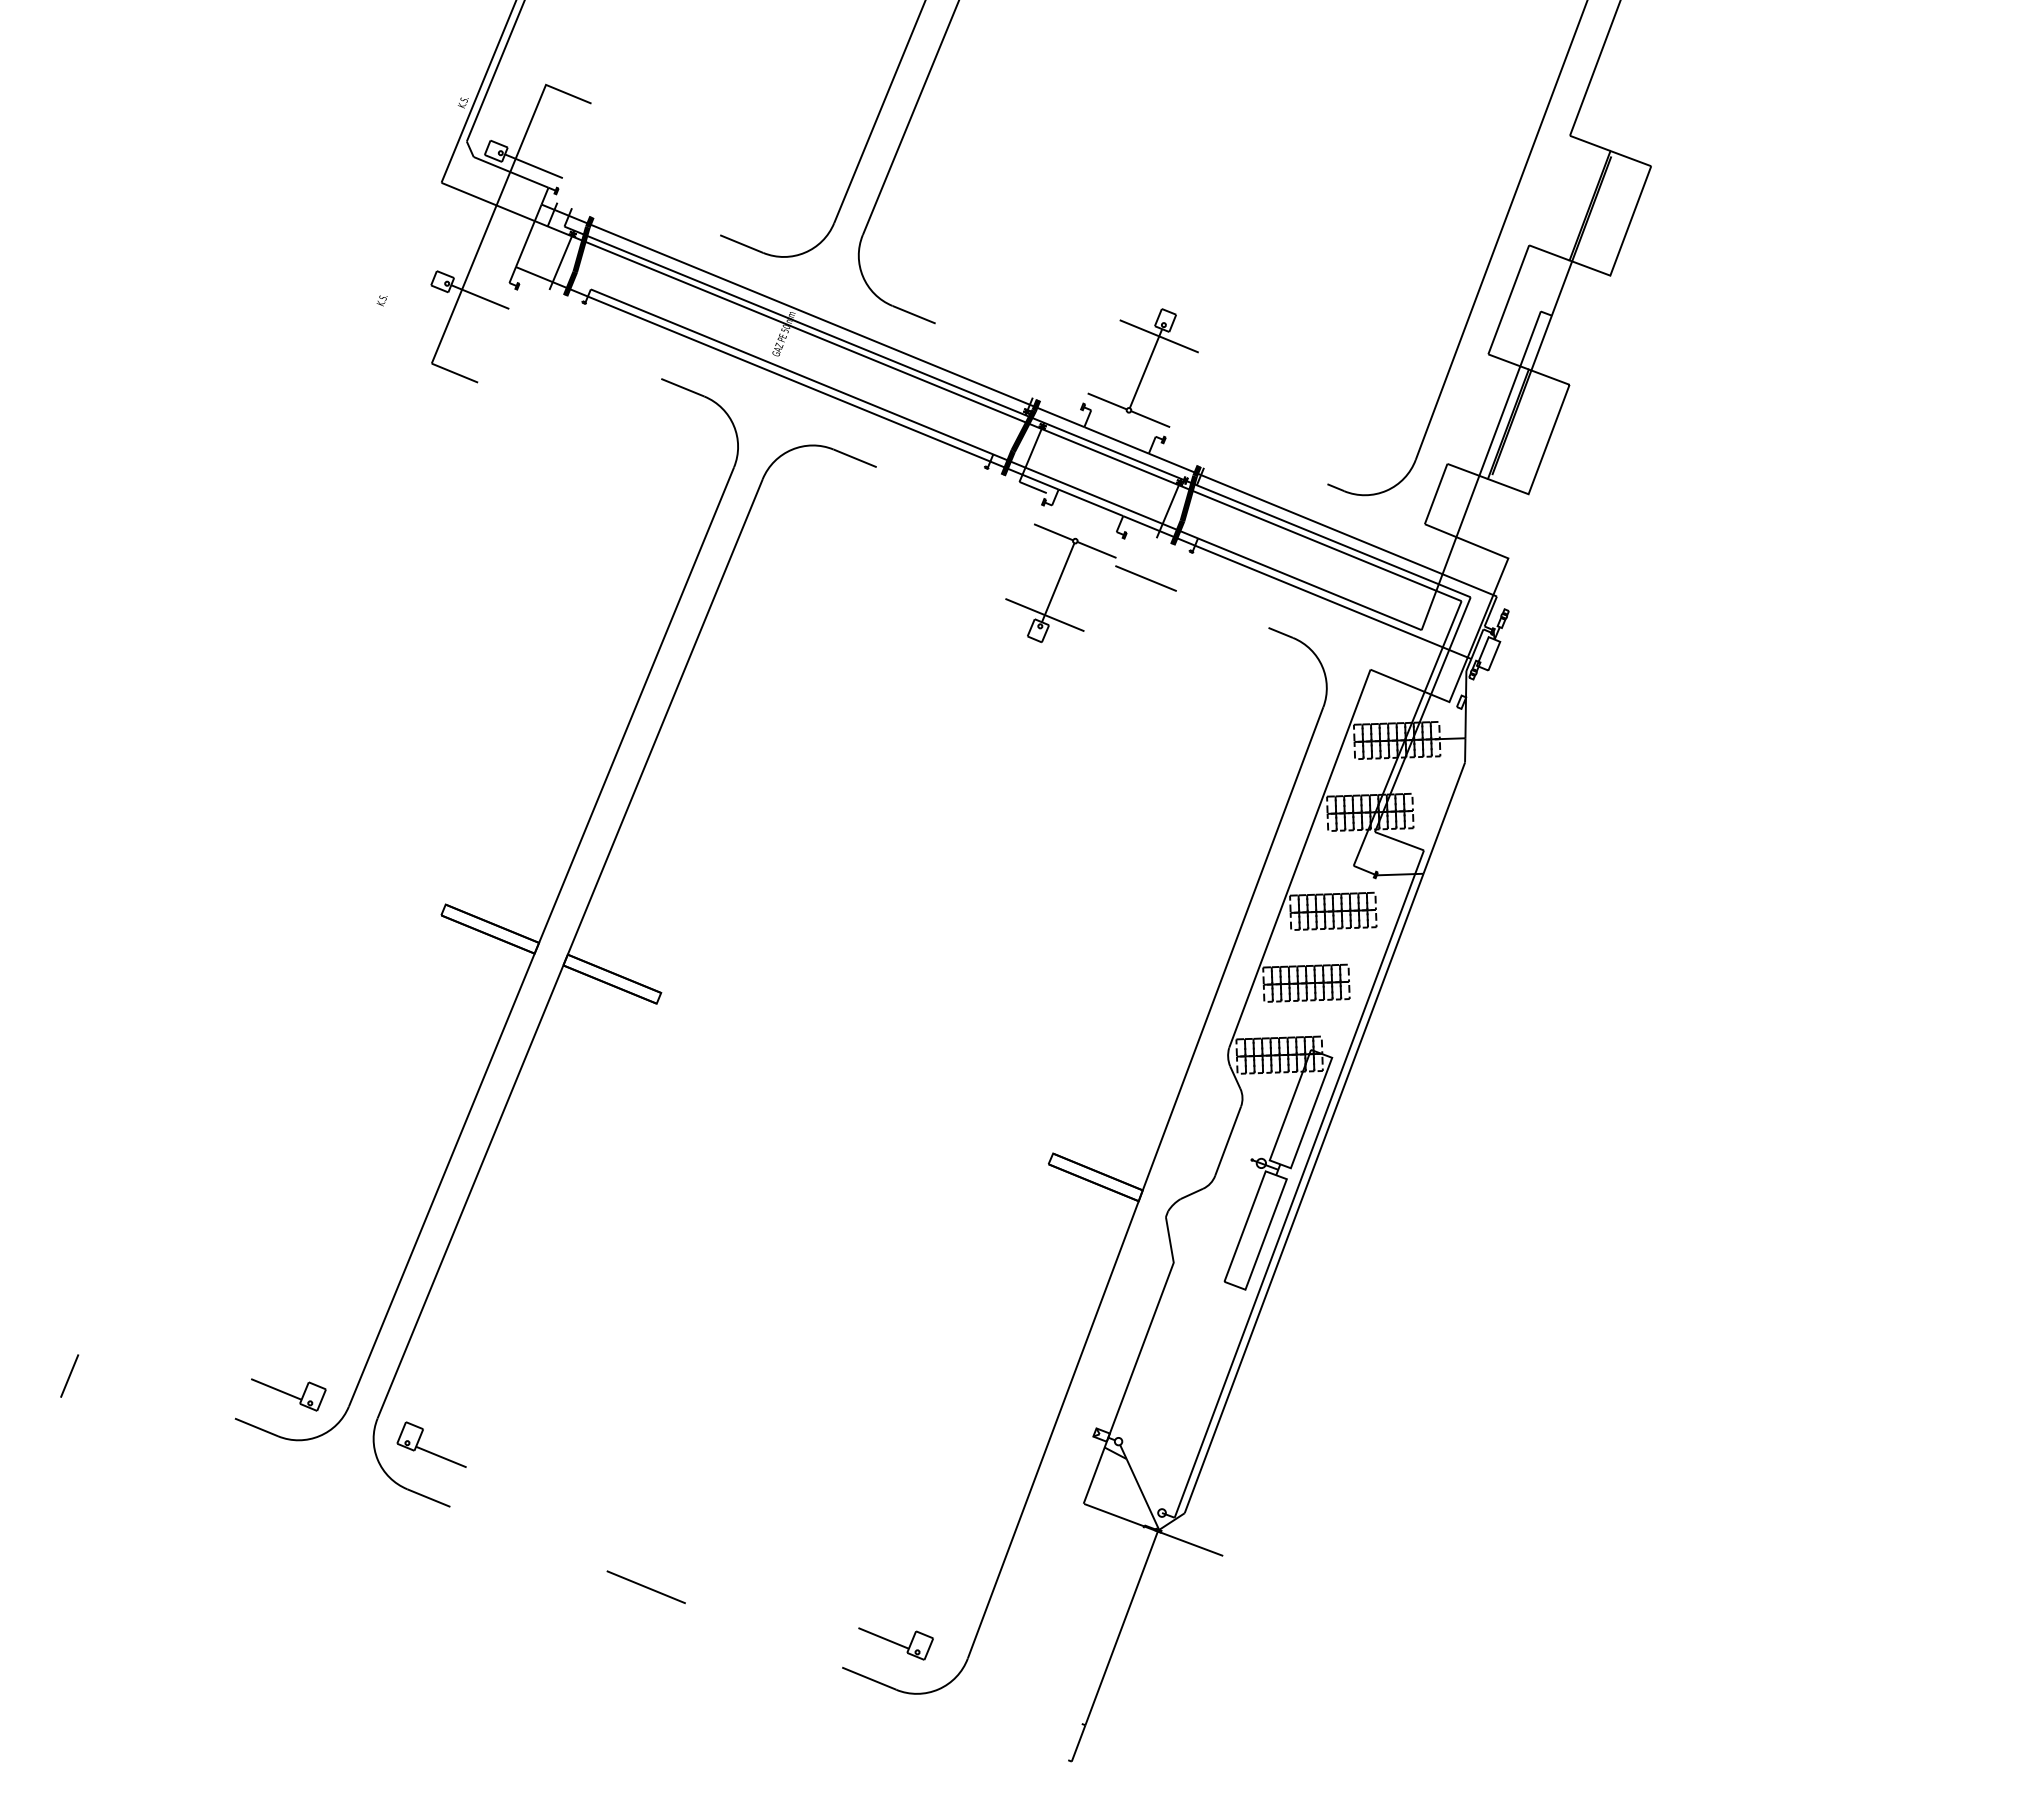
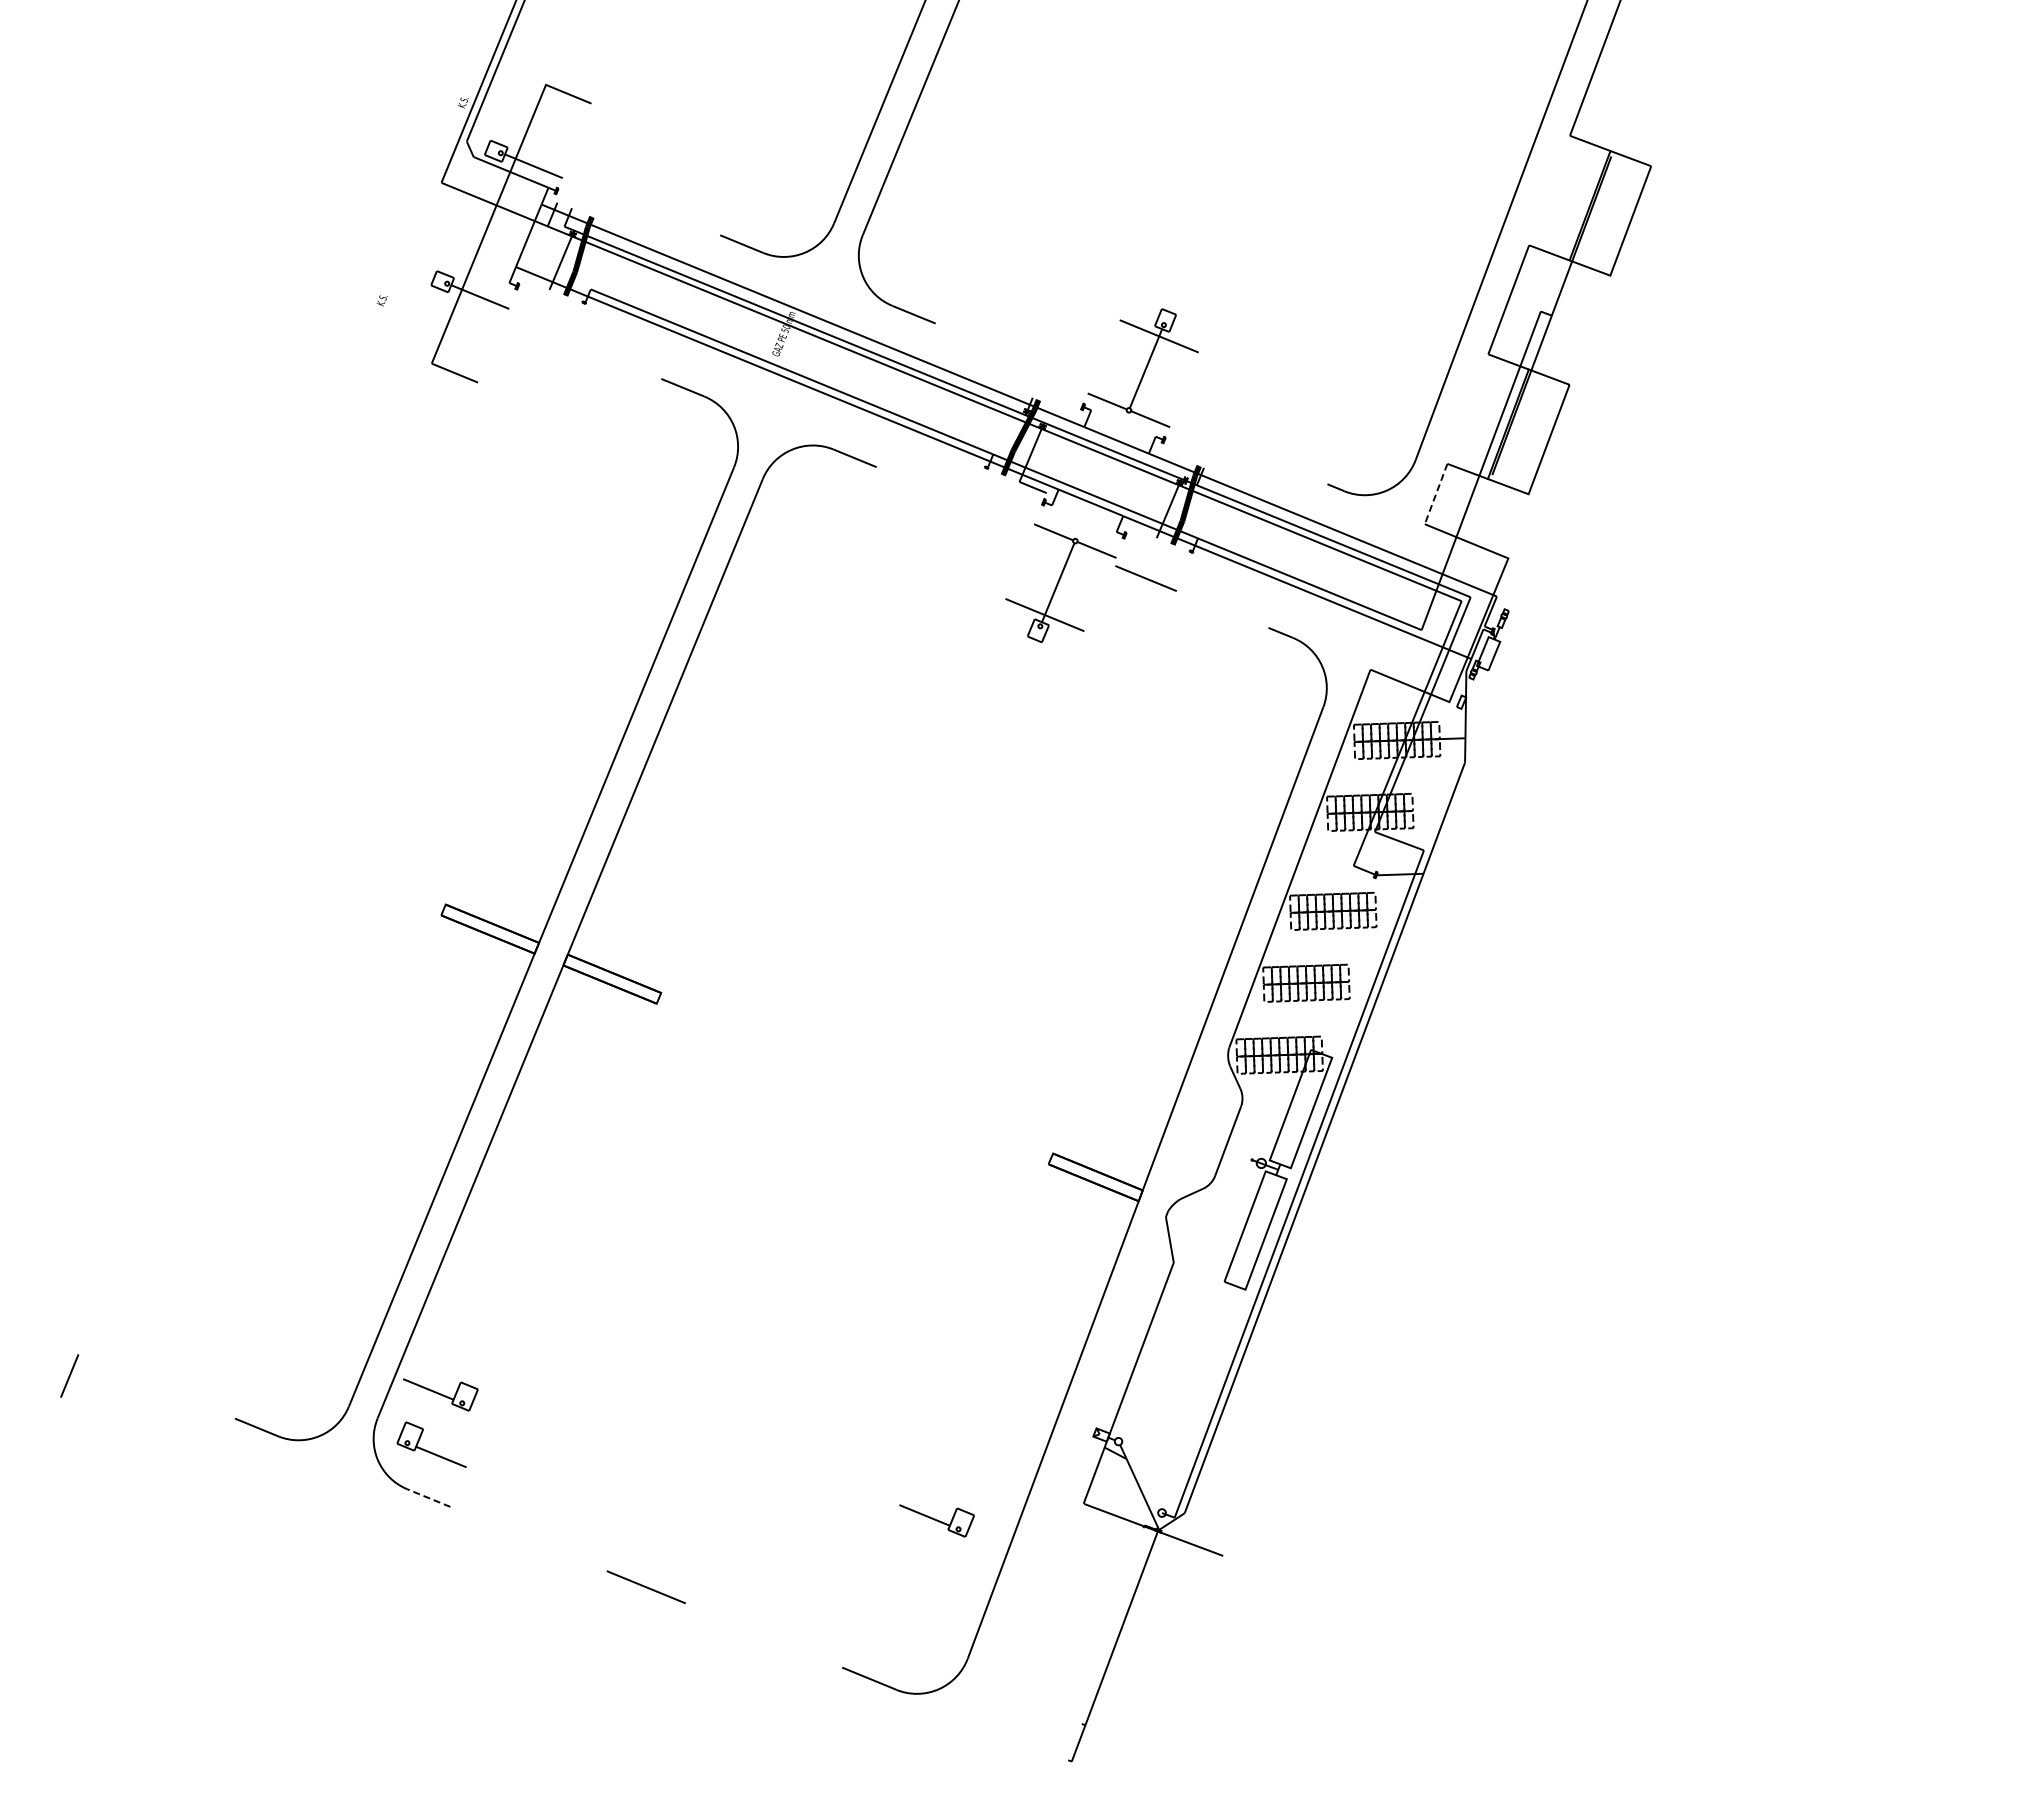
line: solid -> dashed (1435, 494)
part position: (288, 1394) -> (440, 1394) (440, 1394)
line: solid -> dashed (428, 1497)
part position: (895, 1643) -> (936, 1520) (936, 1520)
